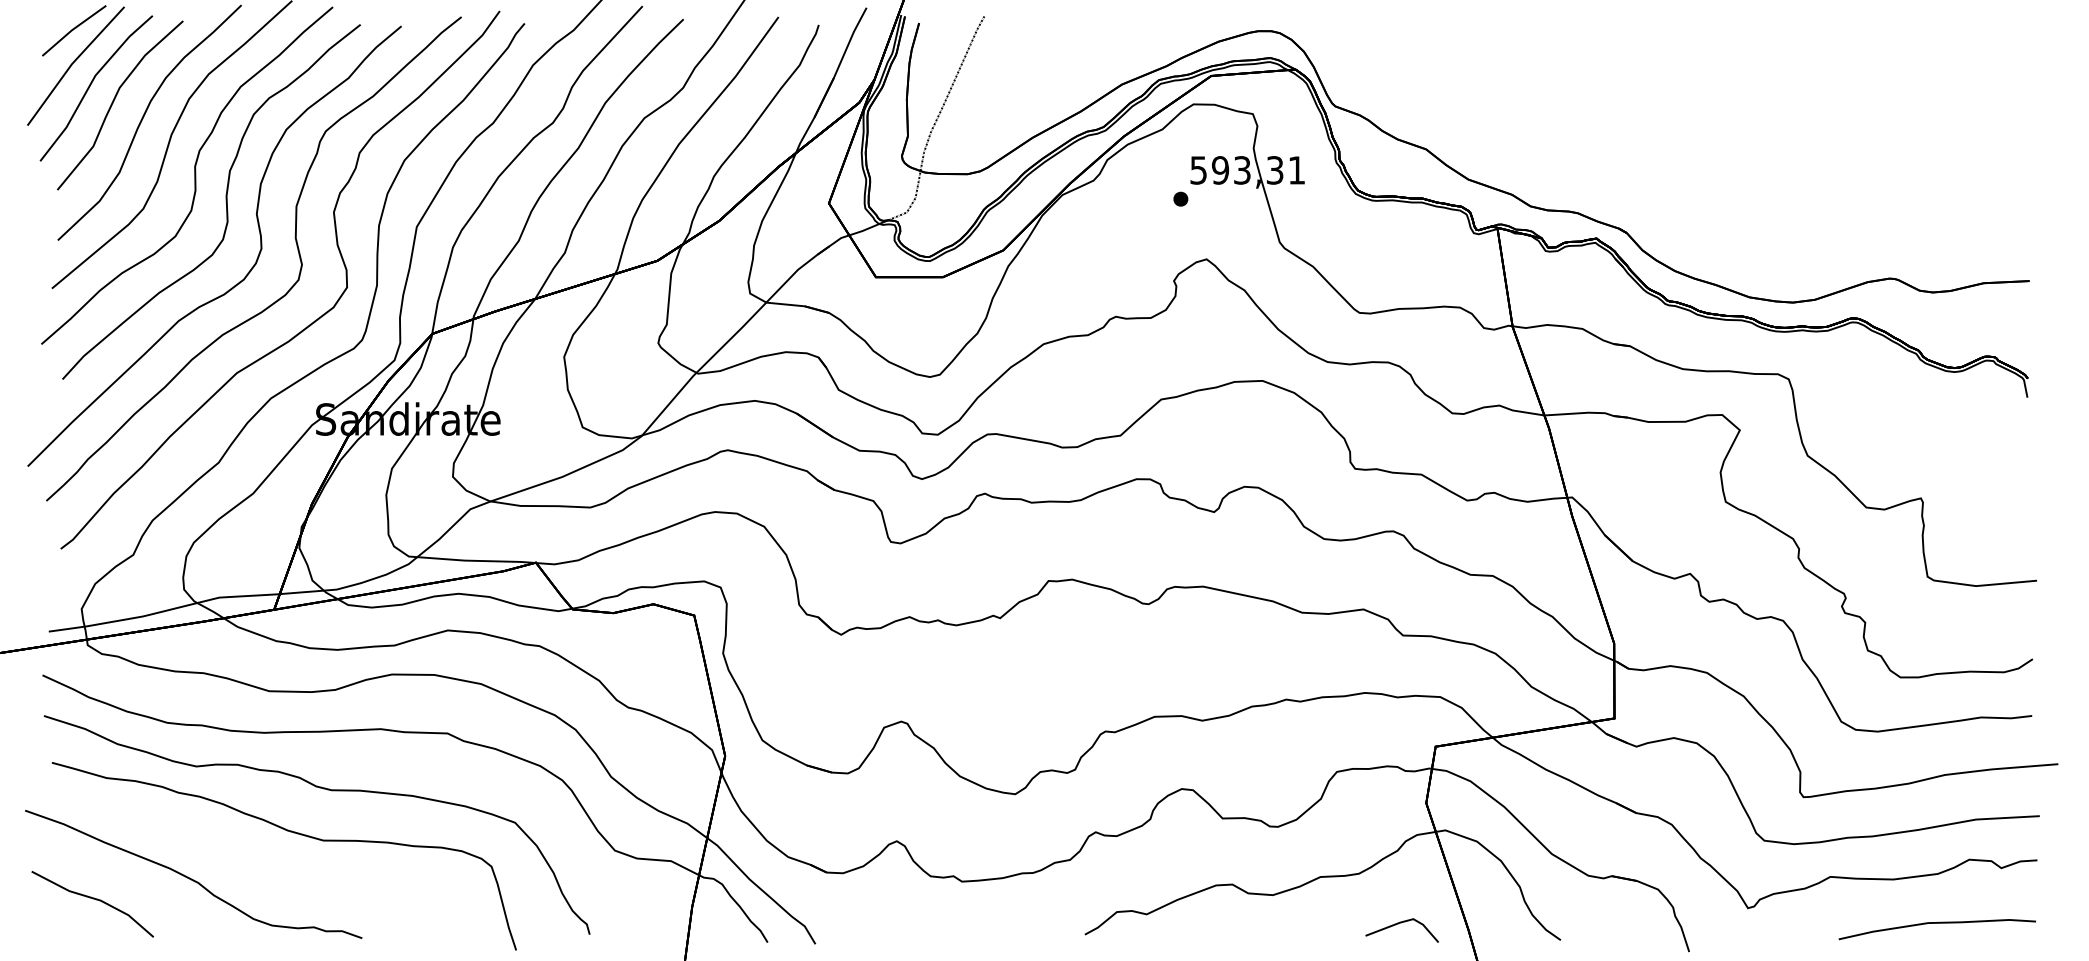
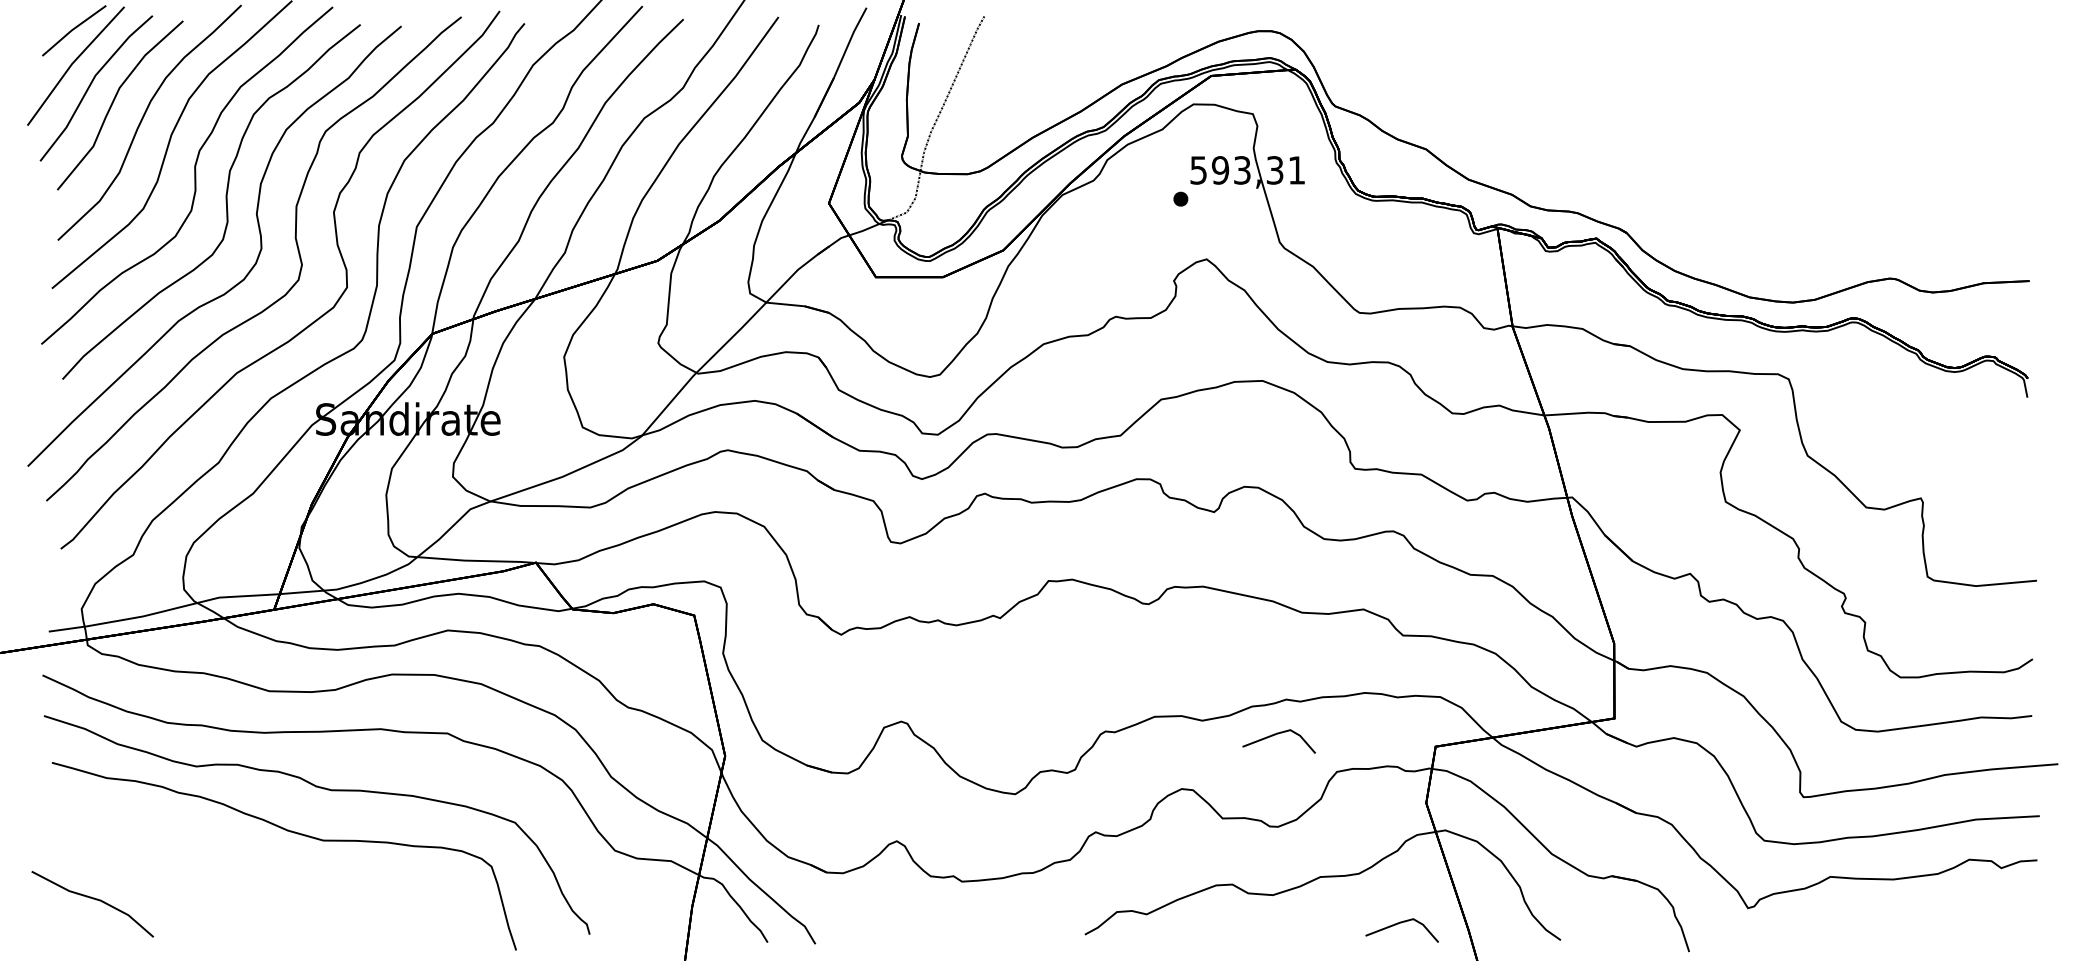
part: none -> present (1275, 735)
curve: present -> none (190, 877)
curve: present -> none (1936, 923)
